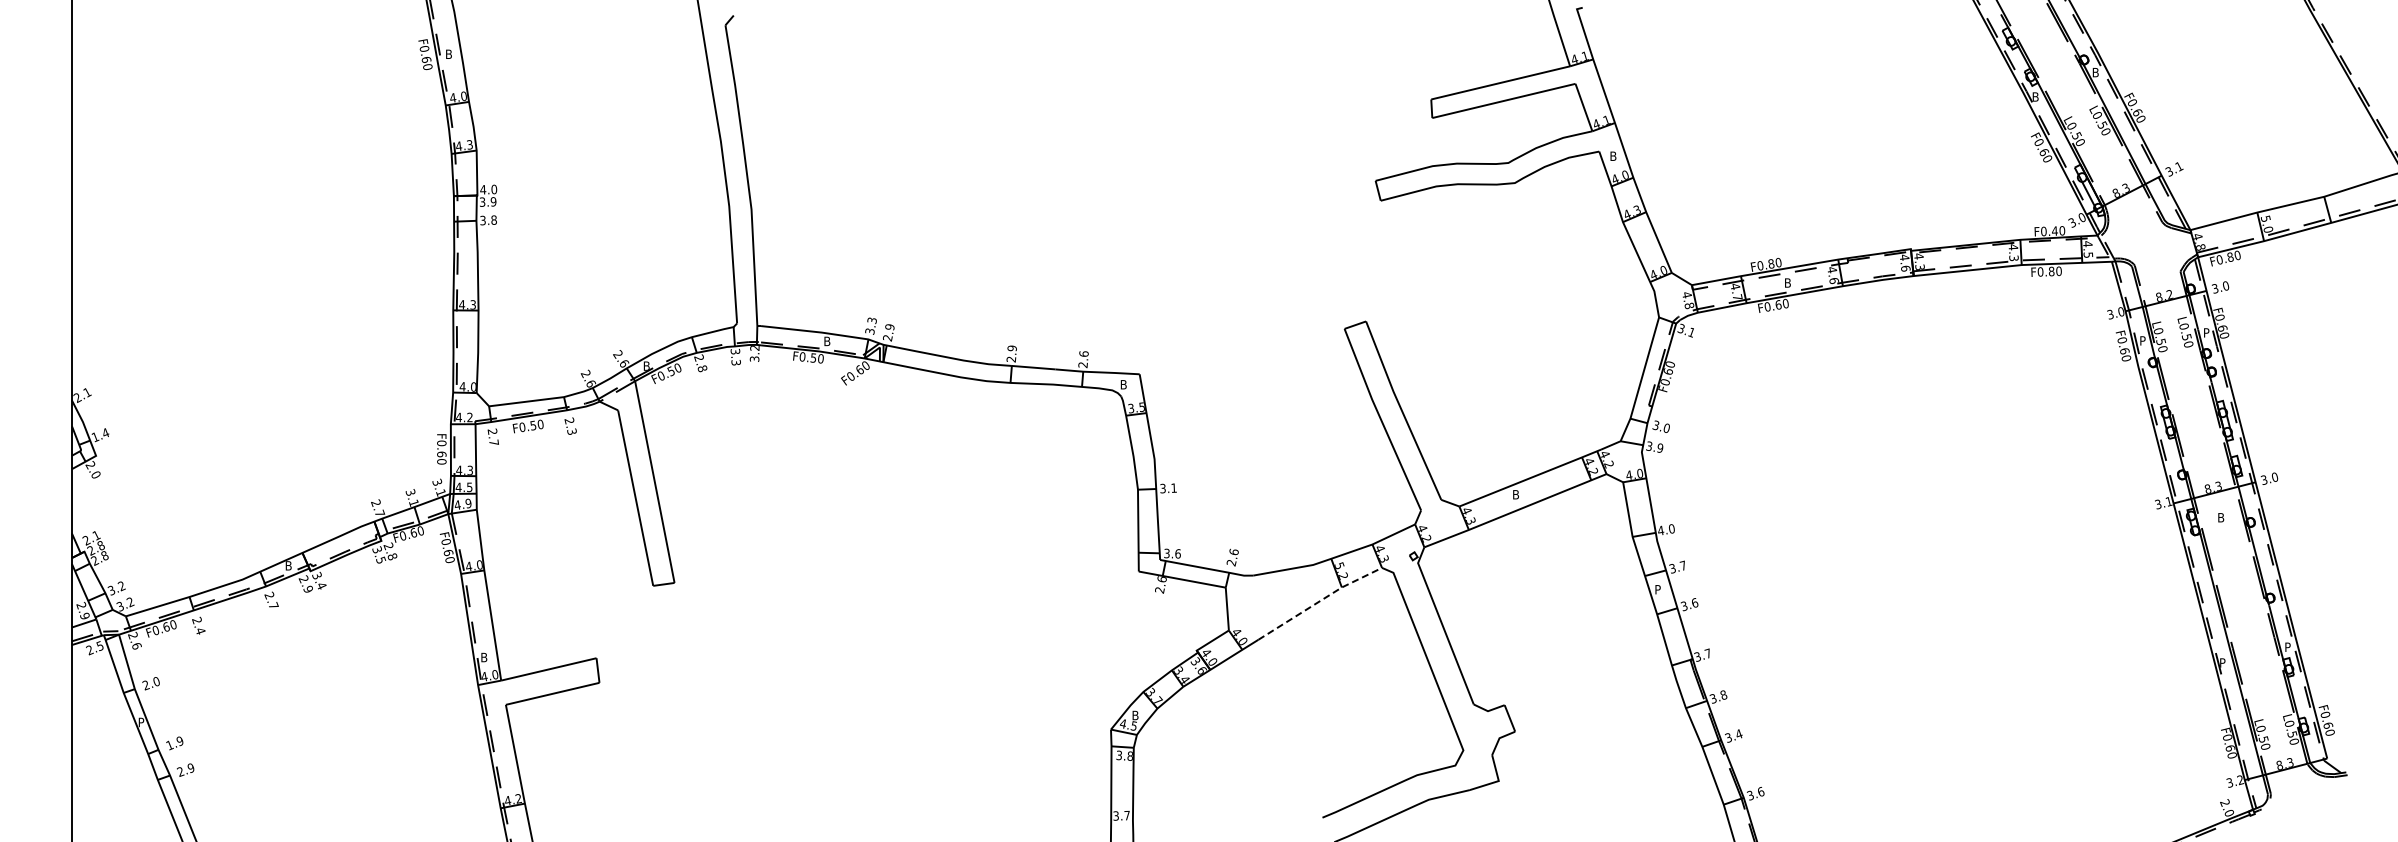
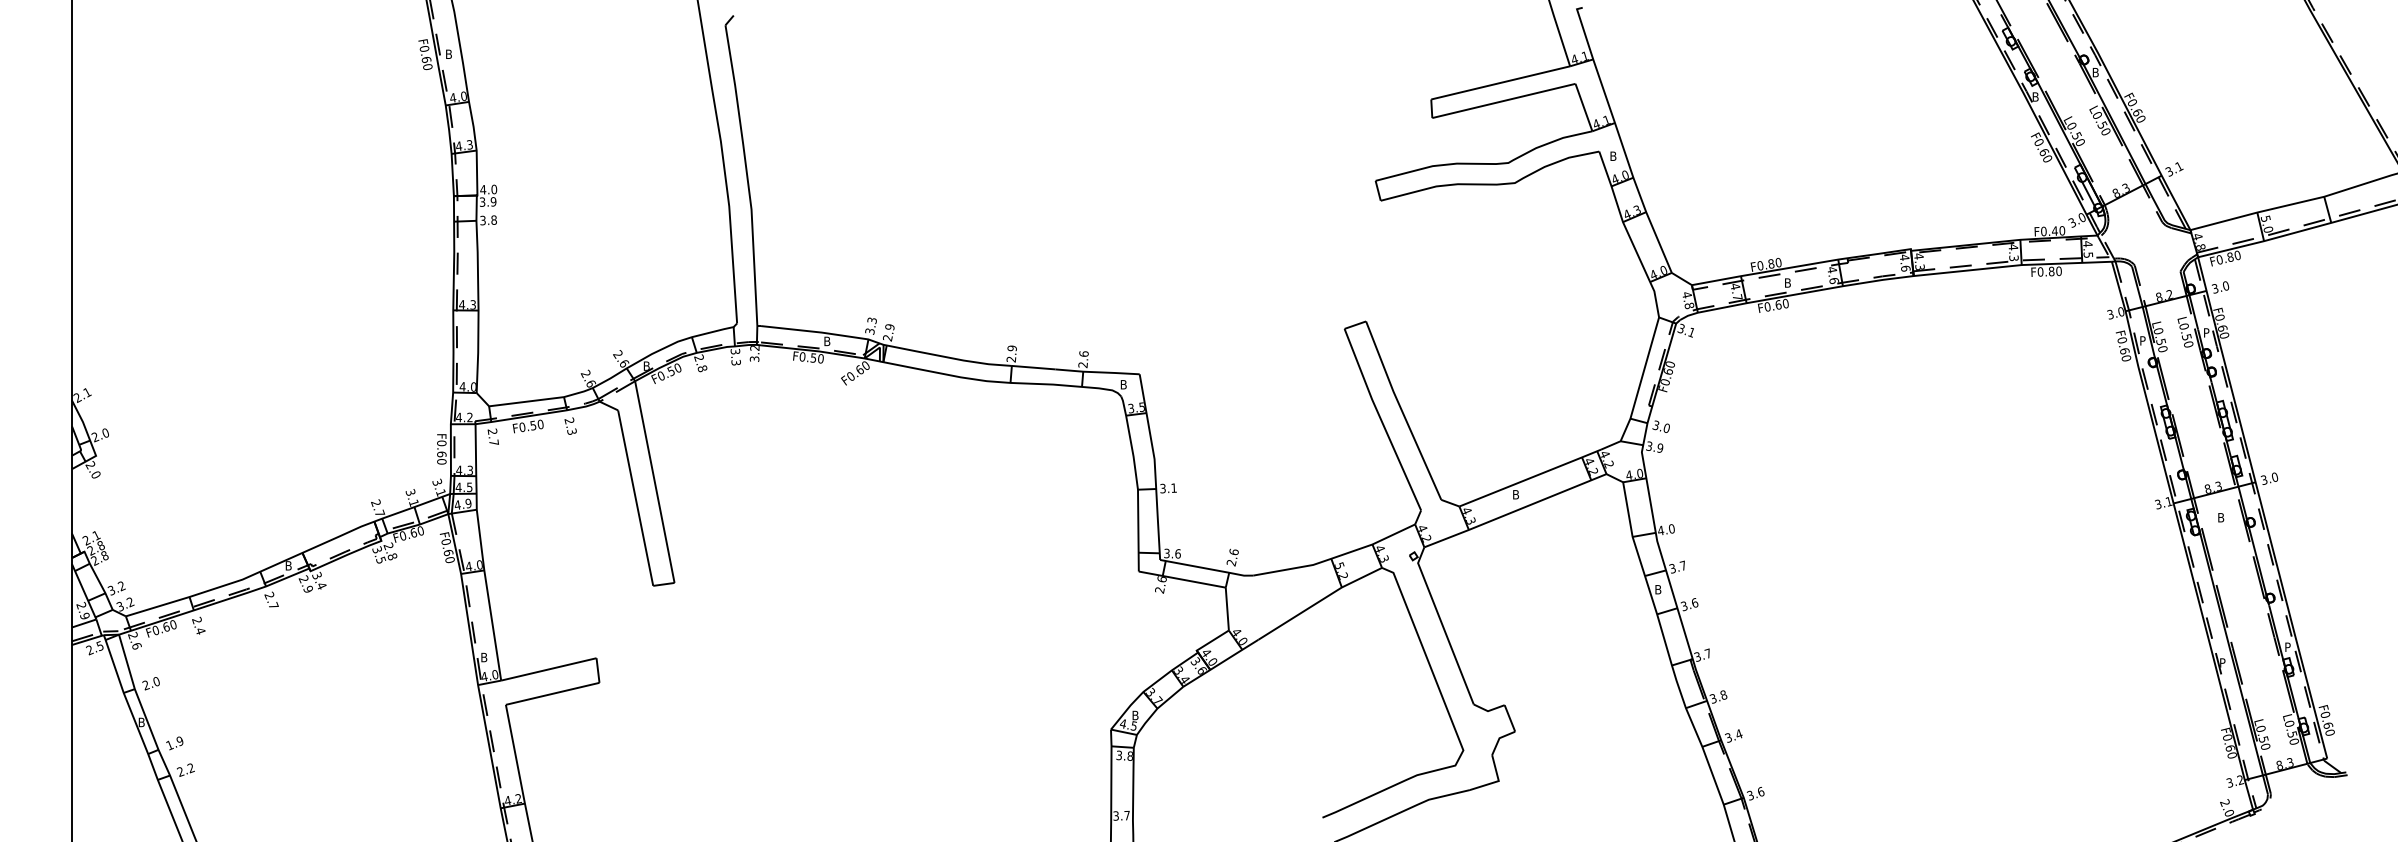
text: 1.4 -> 2.0 (100, 435)
text: P -> B (1658, 589)
line: dashed -> solid (1319, 601)
text: P -> B (142, 722)
text: 2.9 -> 2.2 (190, 768)
